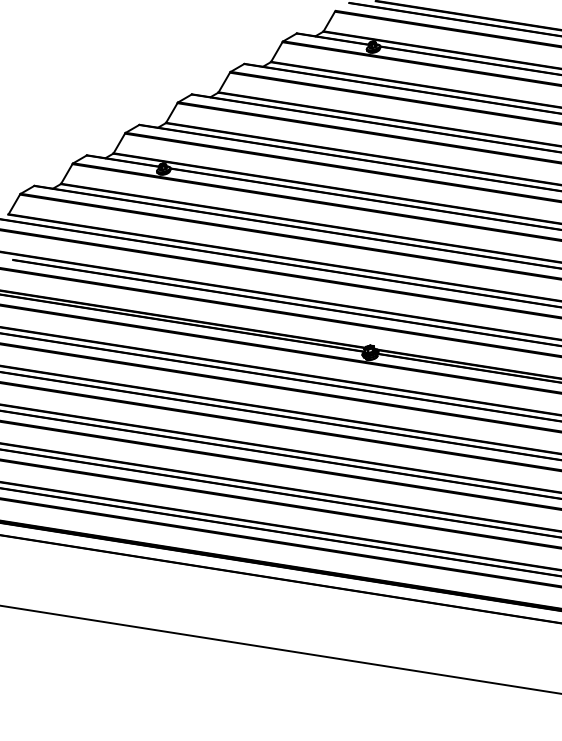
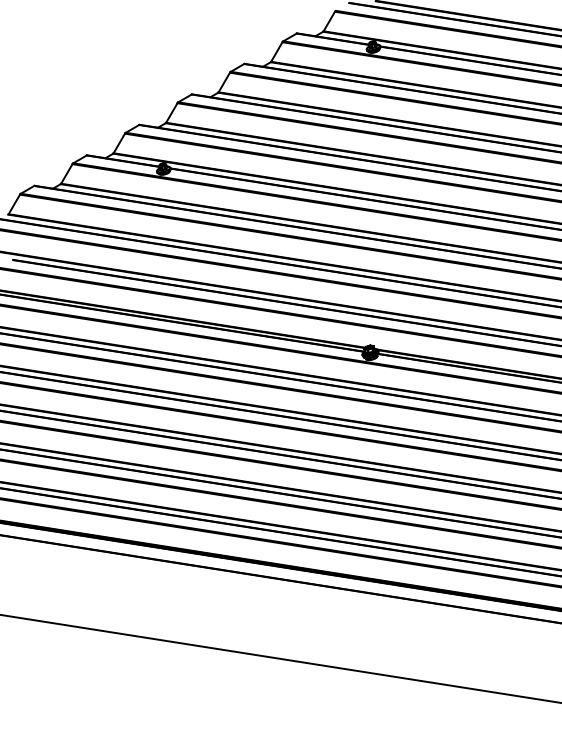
line position: (280, 649) -> (280, 658) (280, 658)
